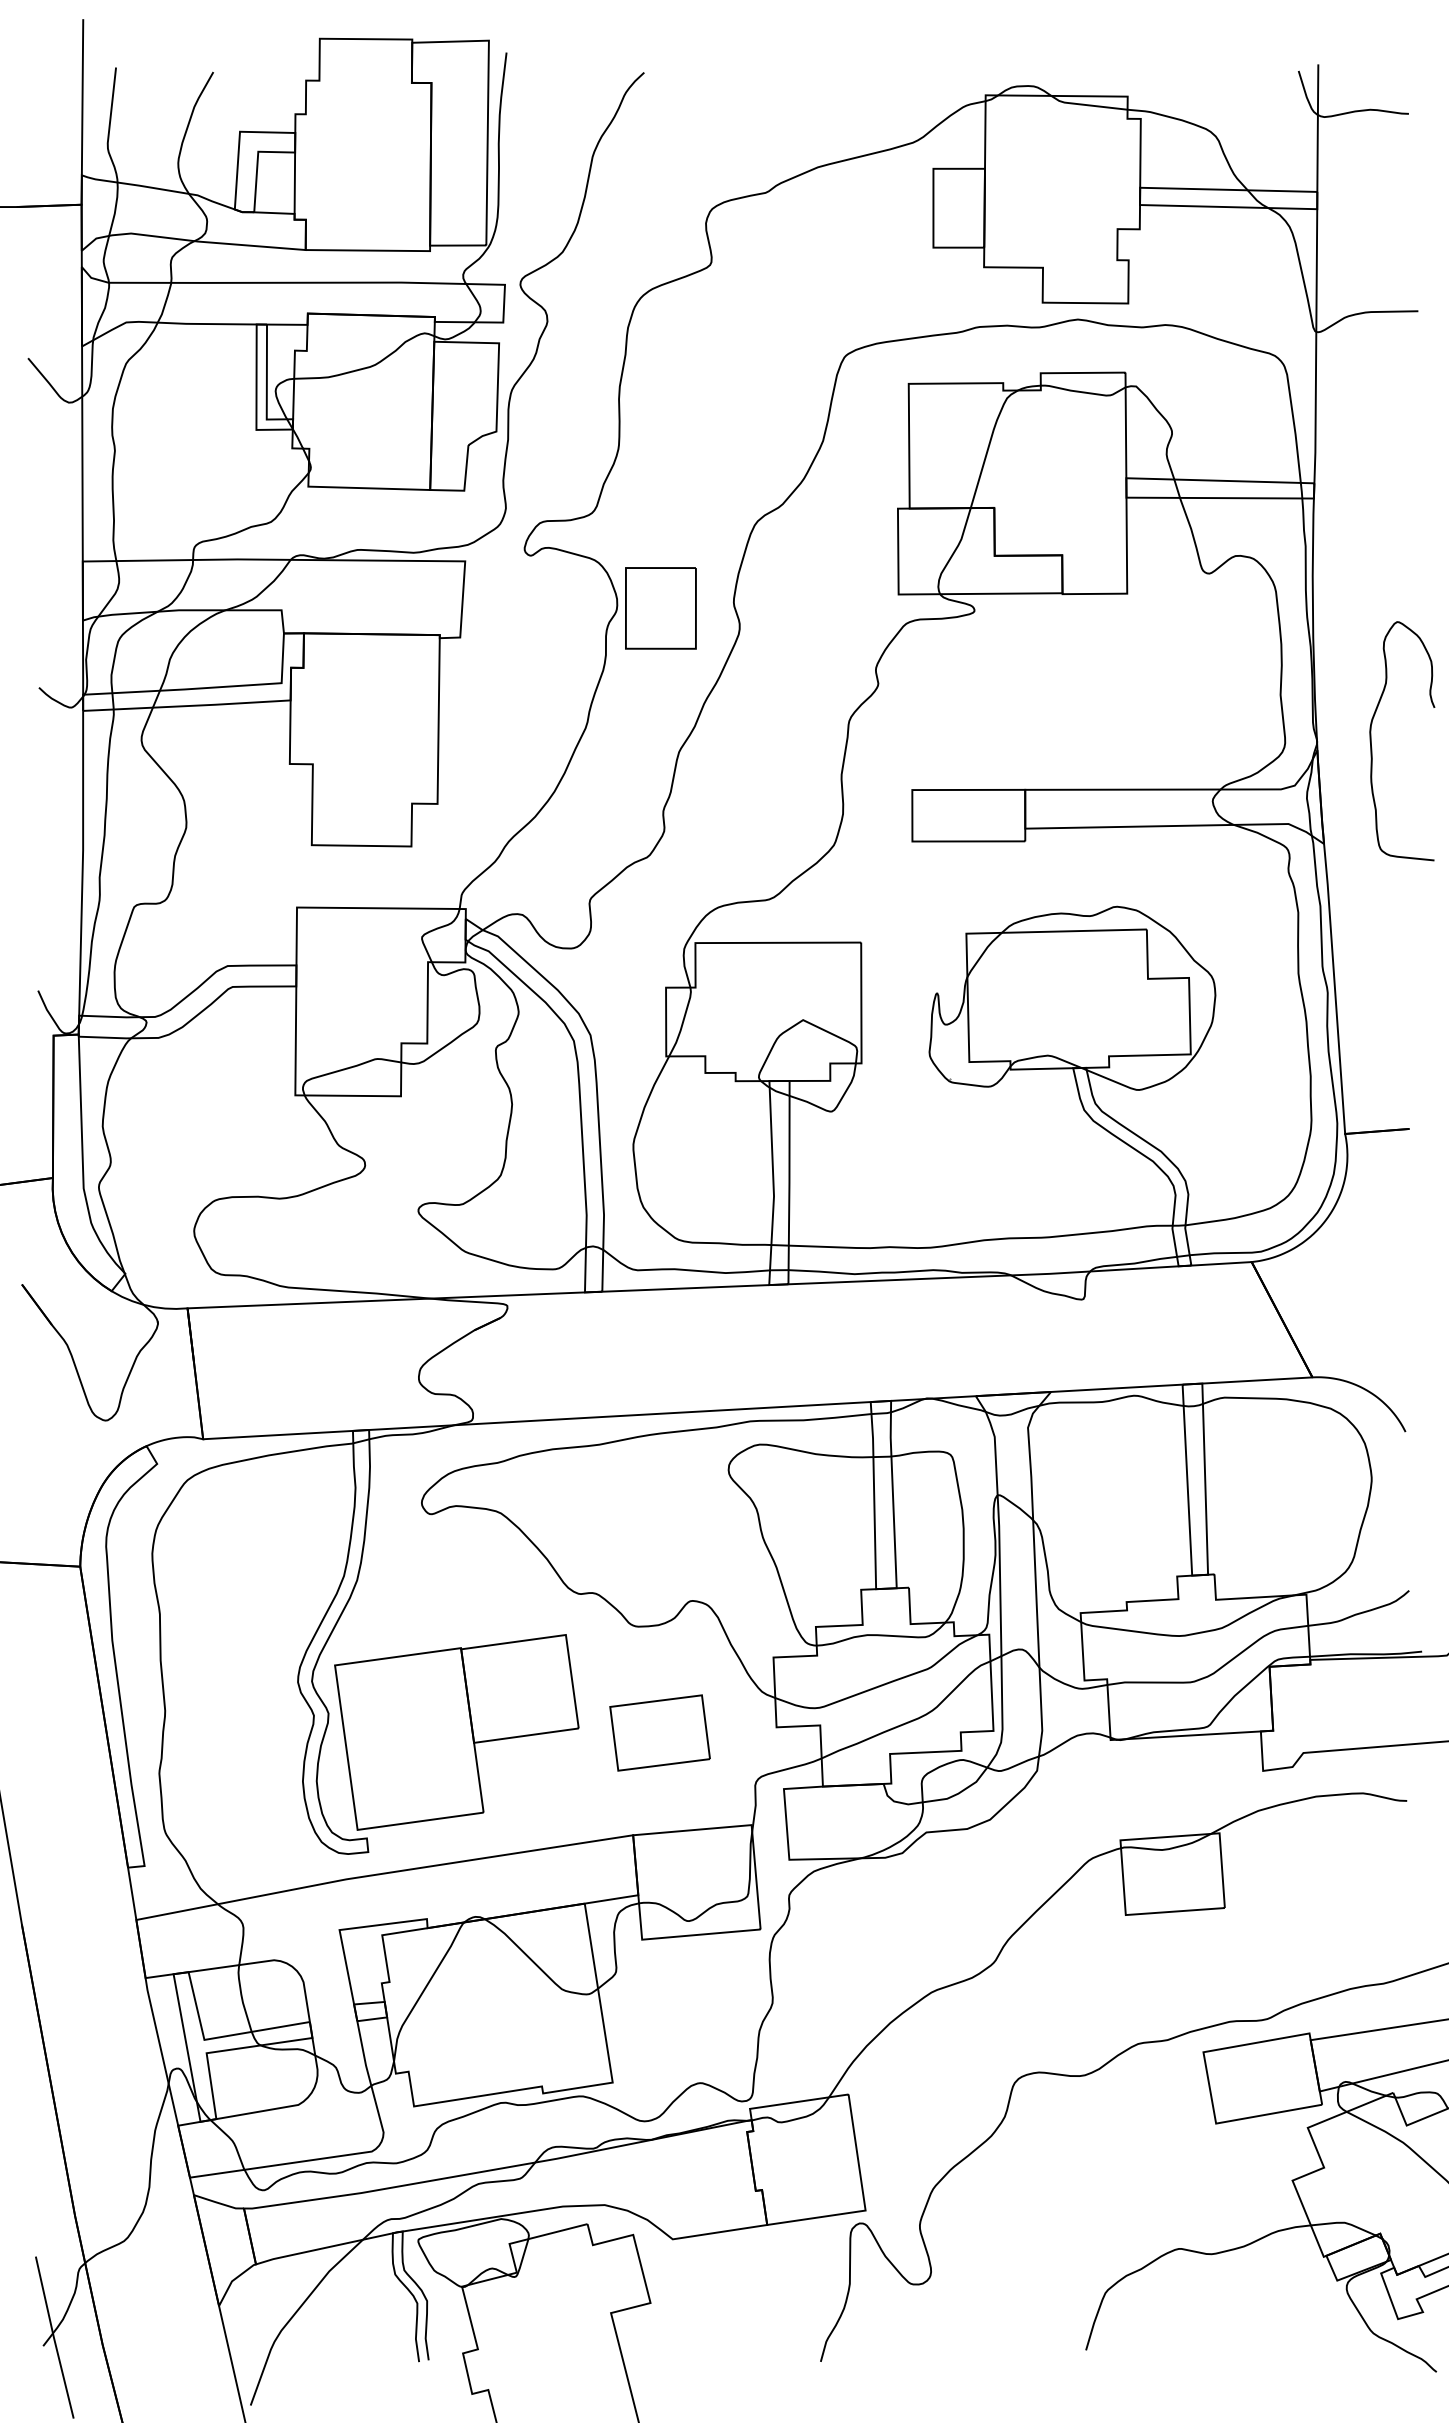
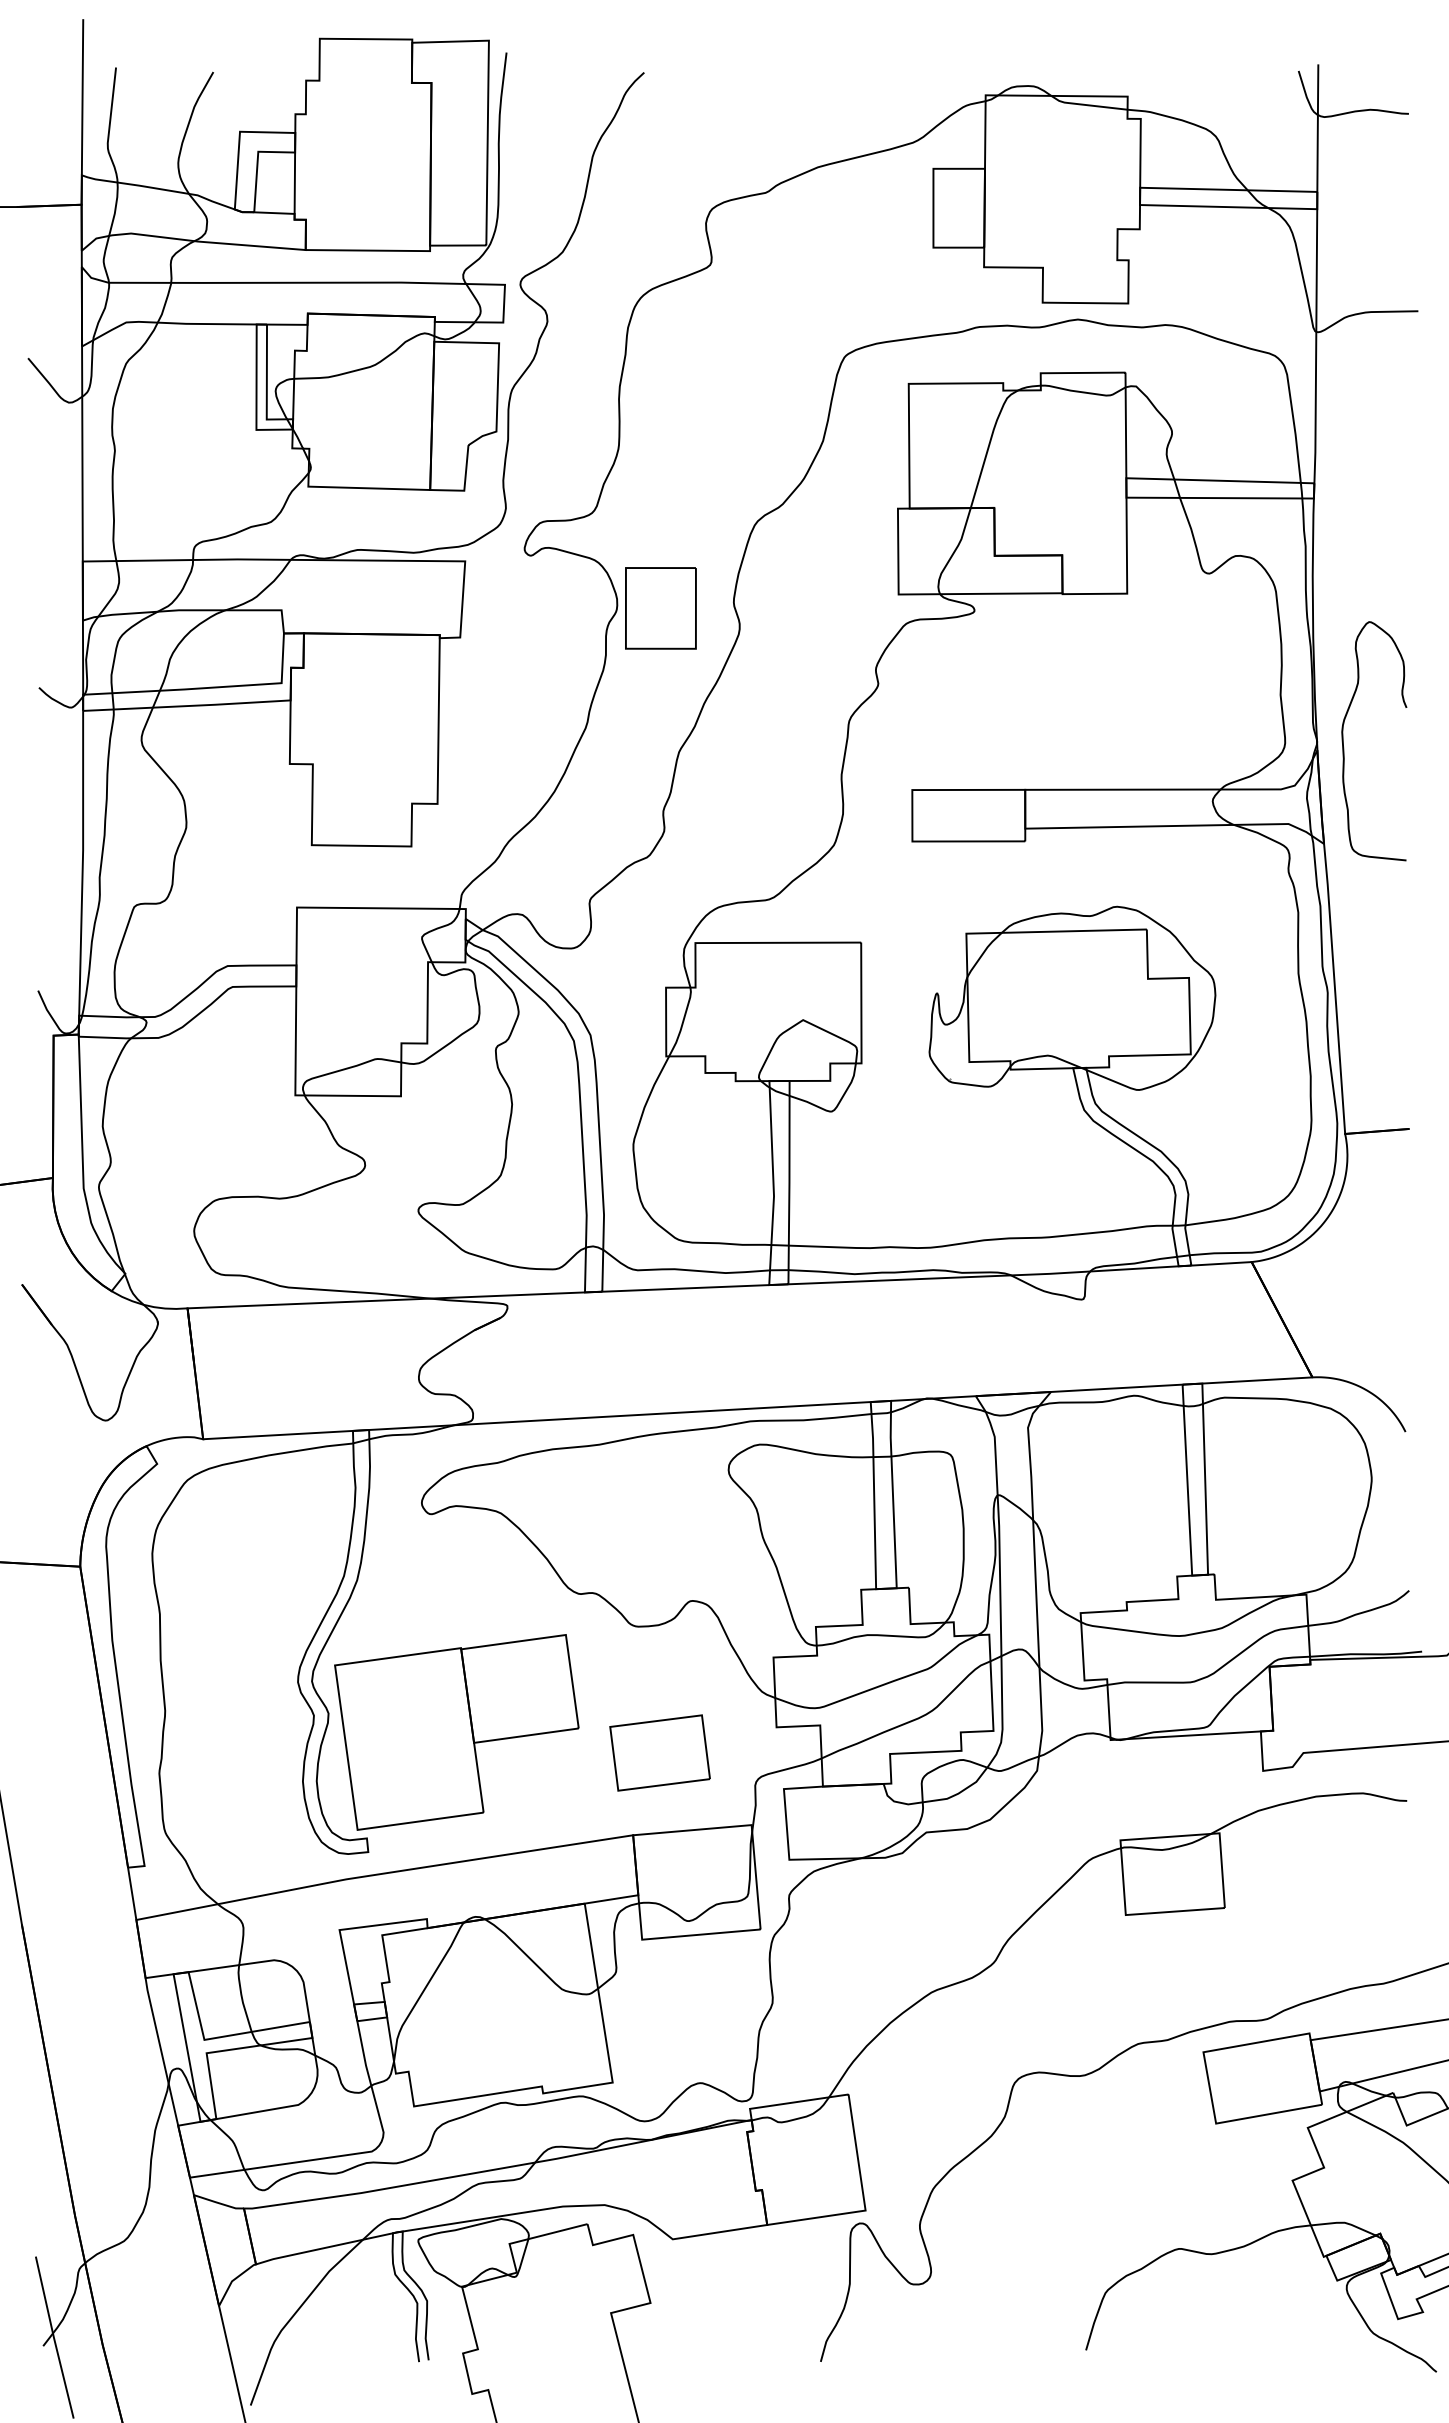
curve position: (1372, 747) -> (1344, 747) (1344, 747)
part position: (659, 1732) -> (659, 1752) (659, 1752)
